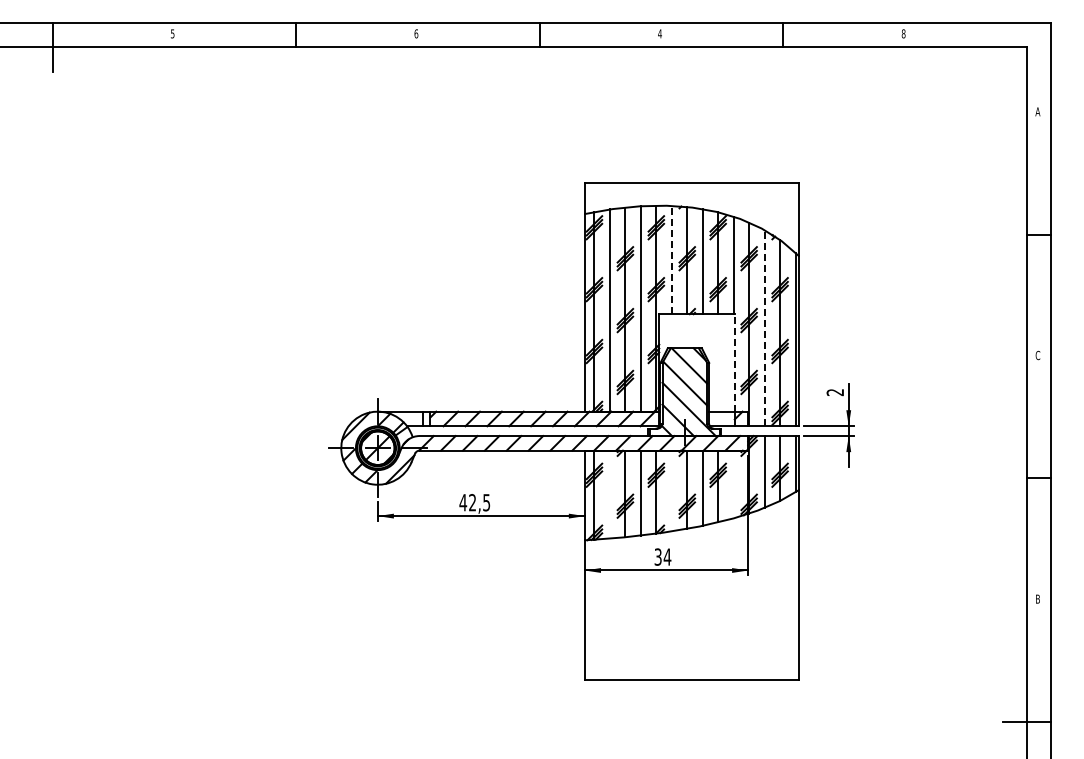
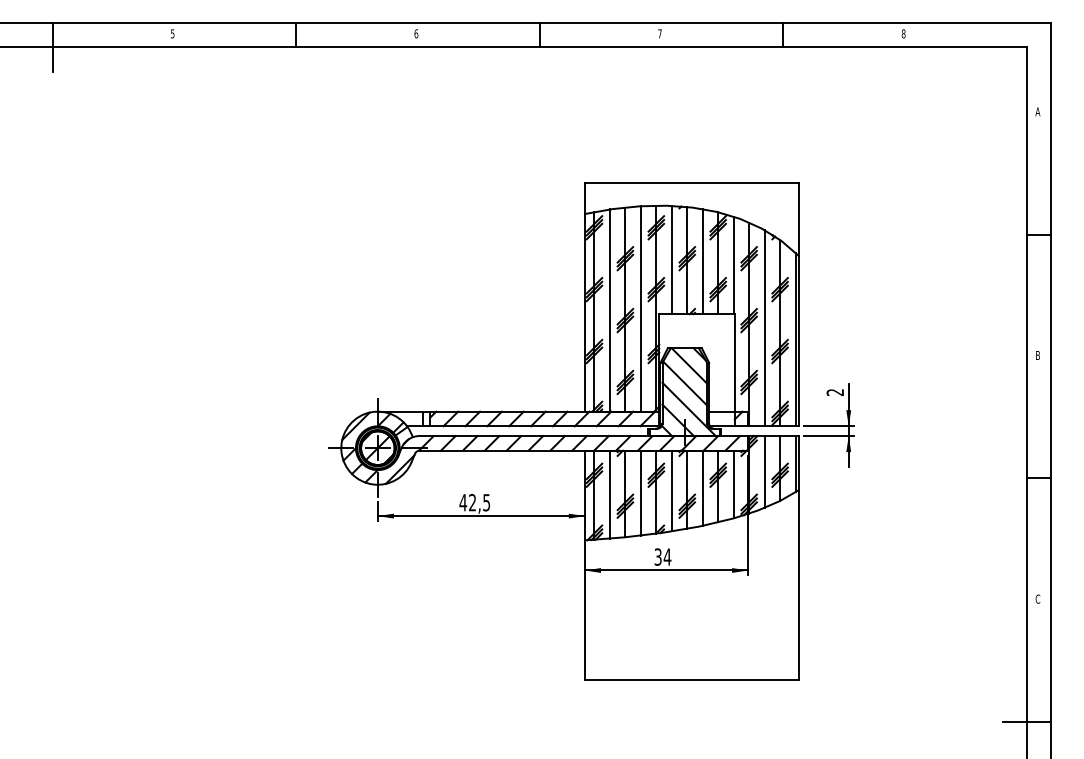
text: 4 -> 7 (659, 33)
line: dashed -> solid (671, 259)
line: dashed -> solid (764, 327)
text: C -> B (1037, 355)
line: dashed -> solid (734, 362)
line: none -> present (733, 484)
line: none -> present (671, 490)
line: none -> present (609, 494)
text: B -> C (1037, 598)
